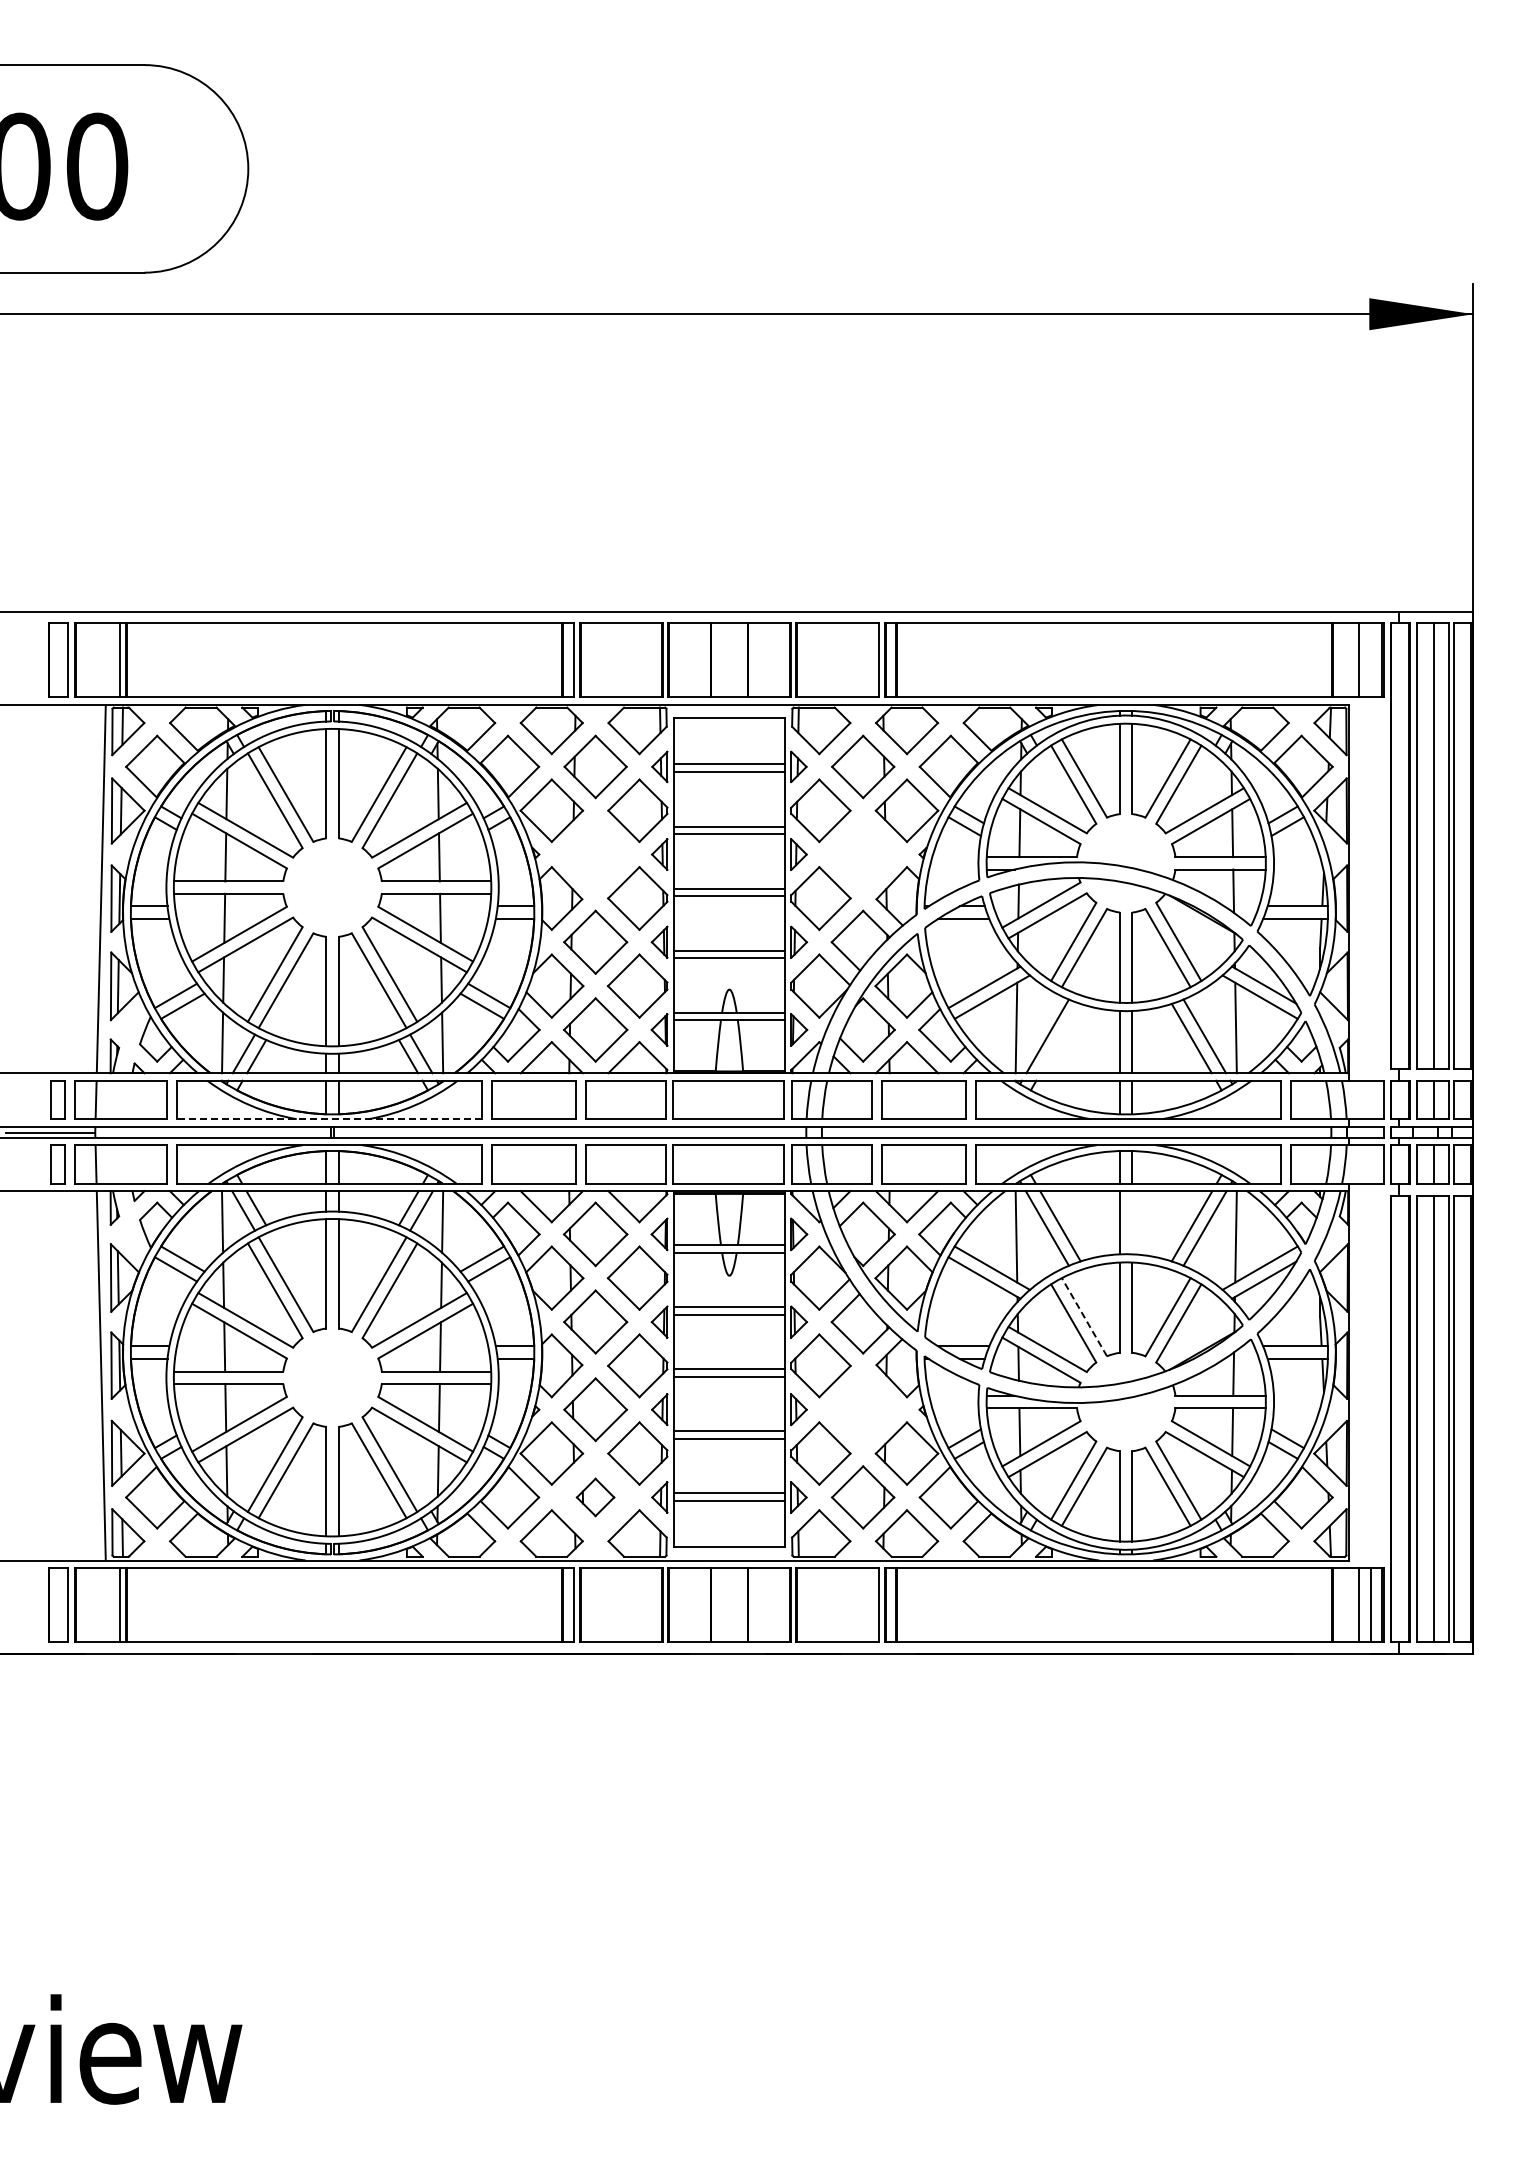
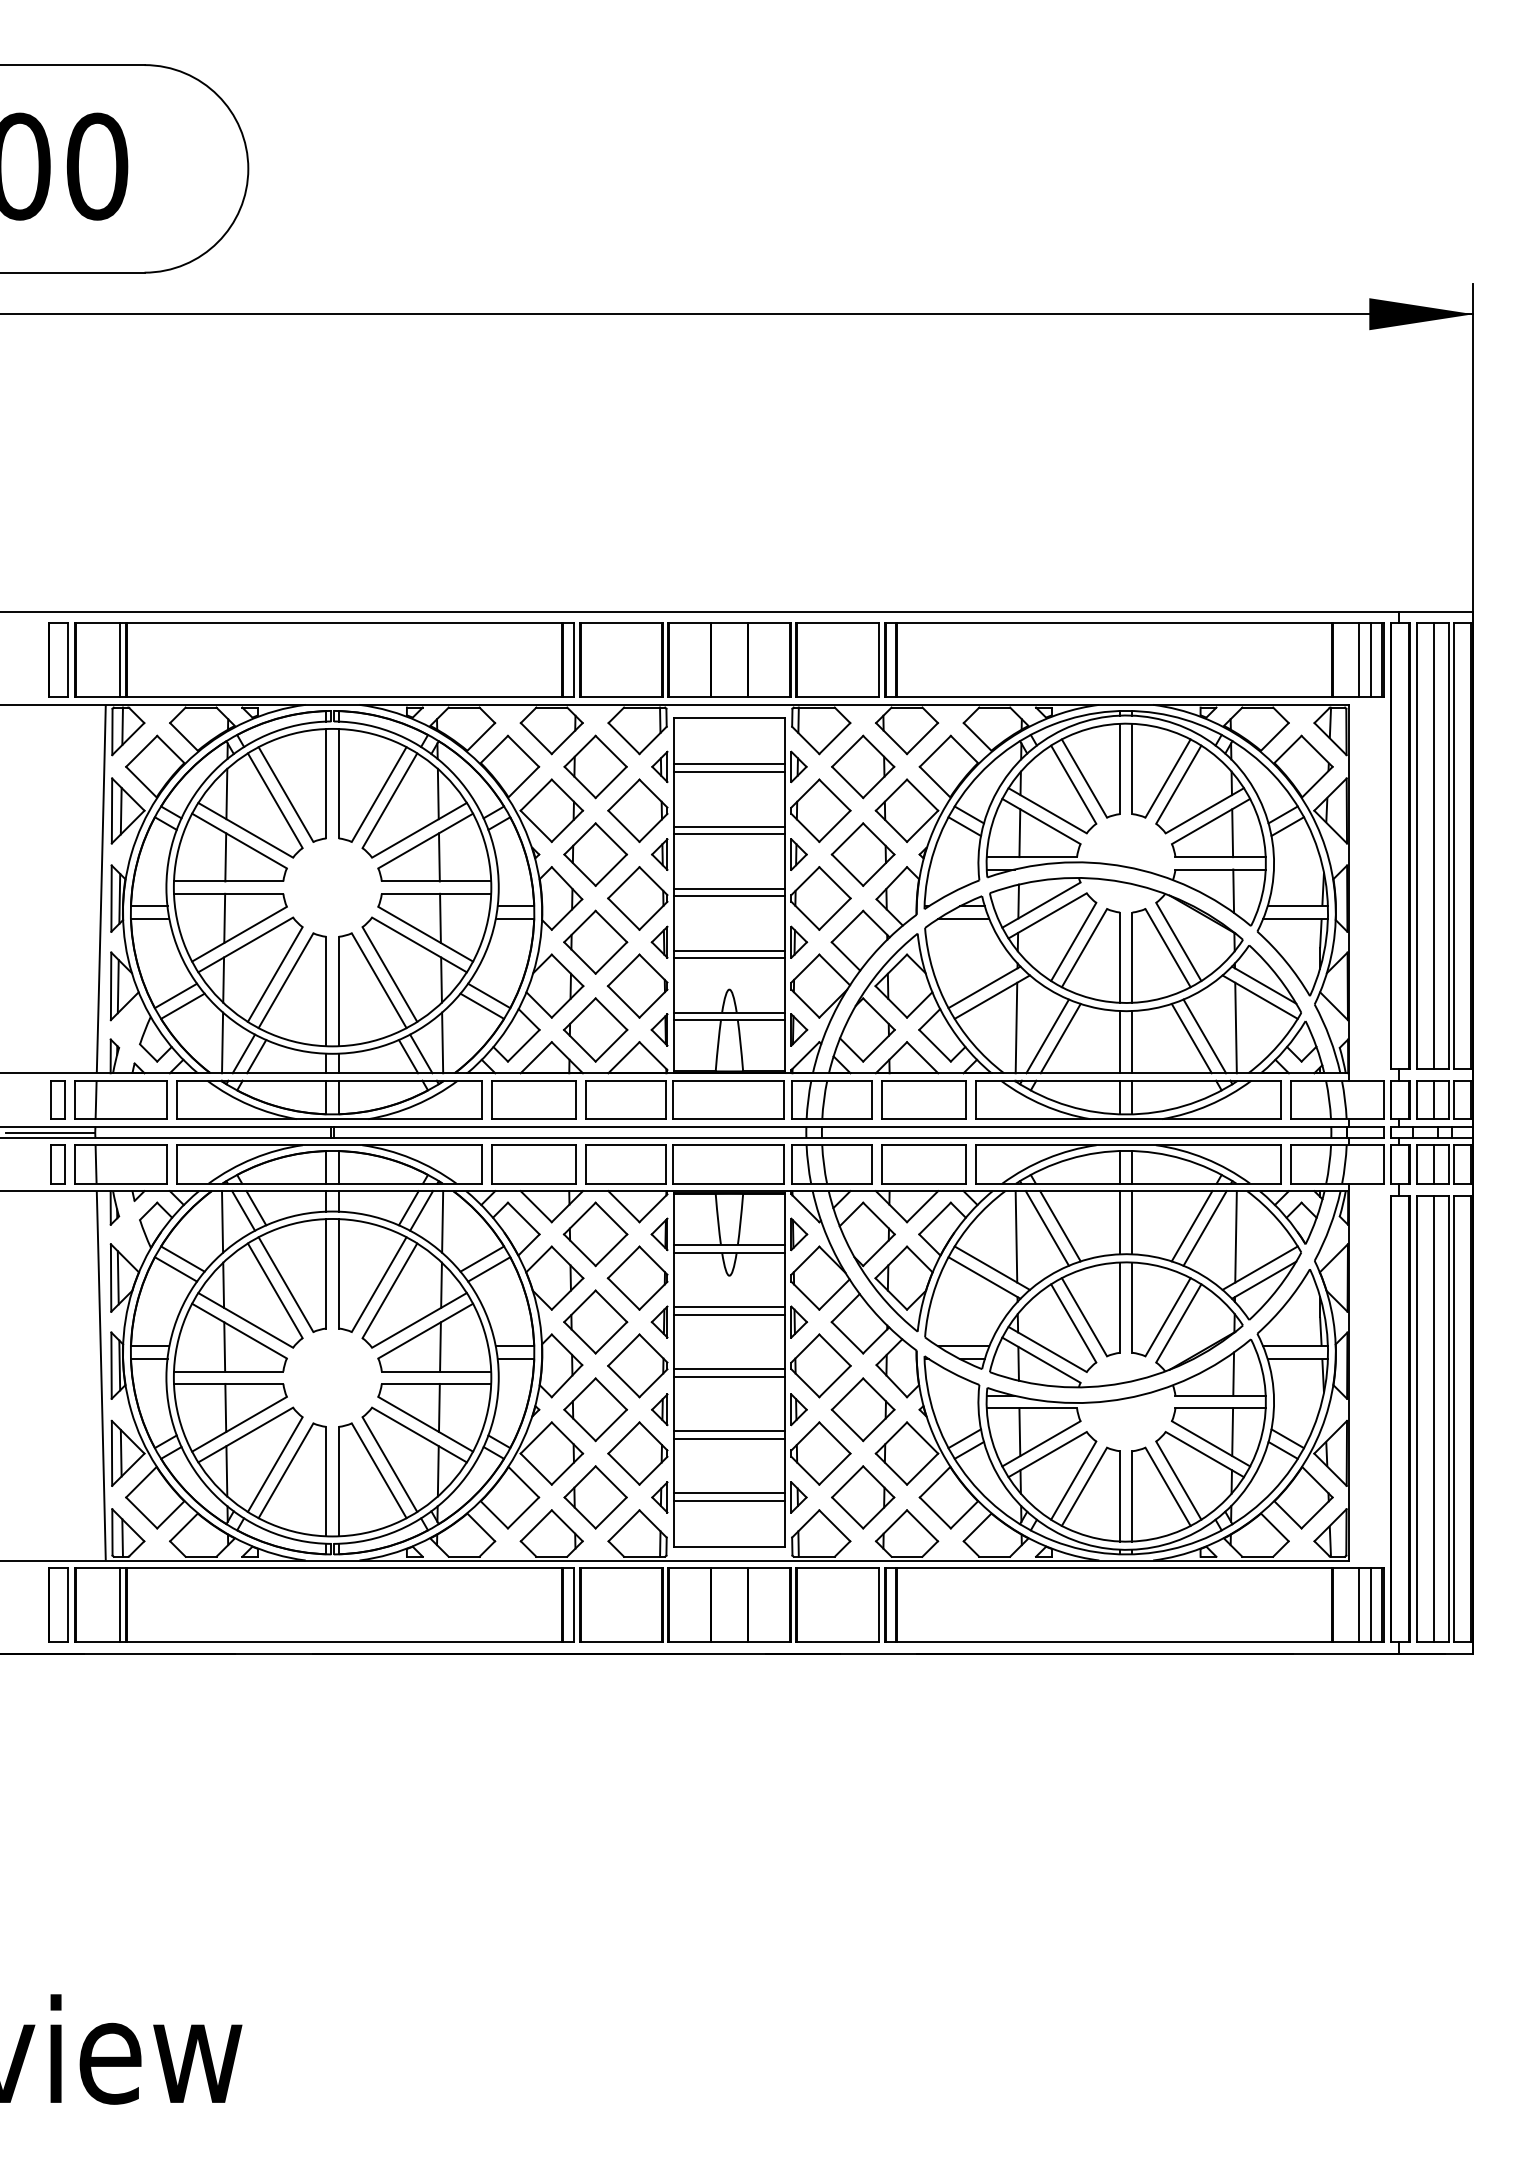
line: none -> present (1370, 660)
part: none -> present (595, 854)
part: none -> present (862, 854)
line: none -> present (1060, 1038)
line: dashed -> solid (329, 1119)
line: none -> present (1132, 1222)
line: dashed -> solid (1084, 1316)
part: none -> present (862, 1409)
part size: 41x41 px -> 65x65 px (595, 1497)
